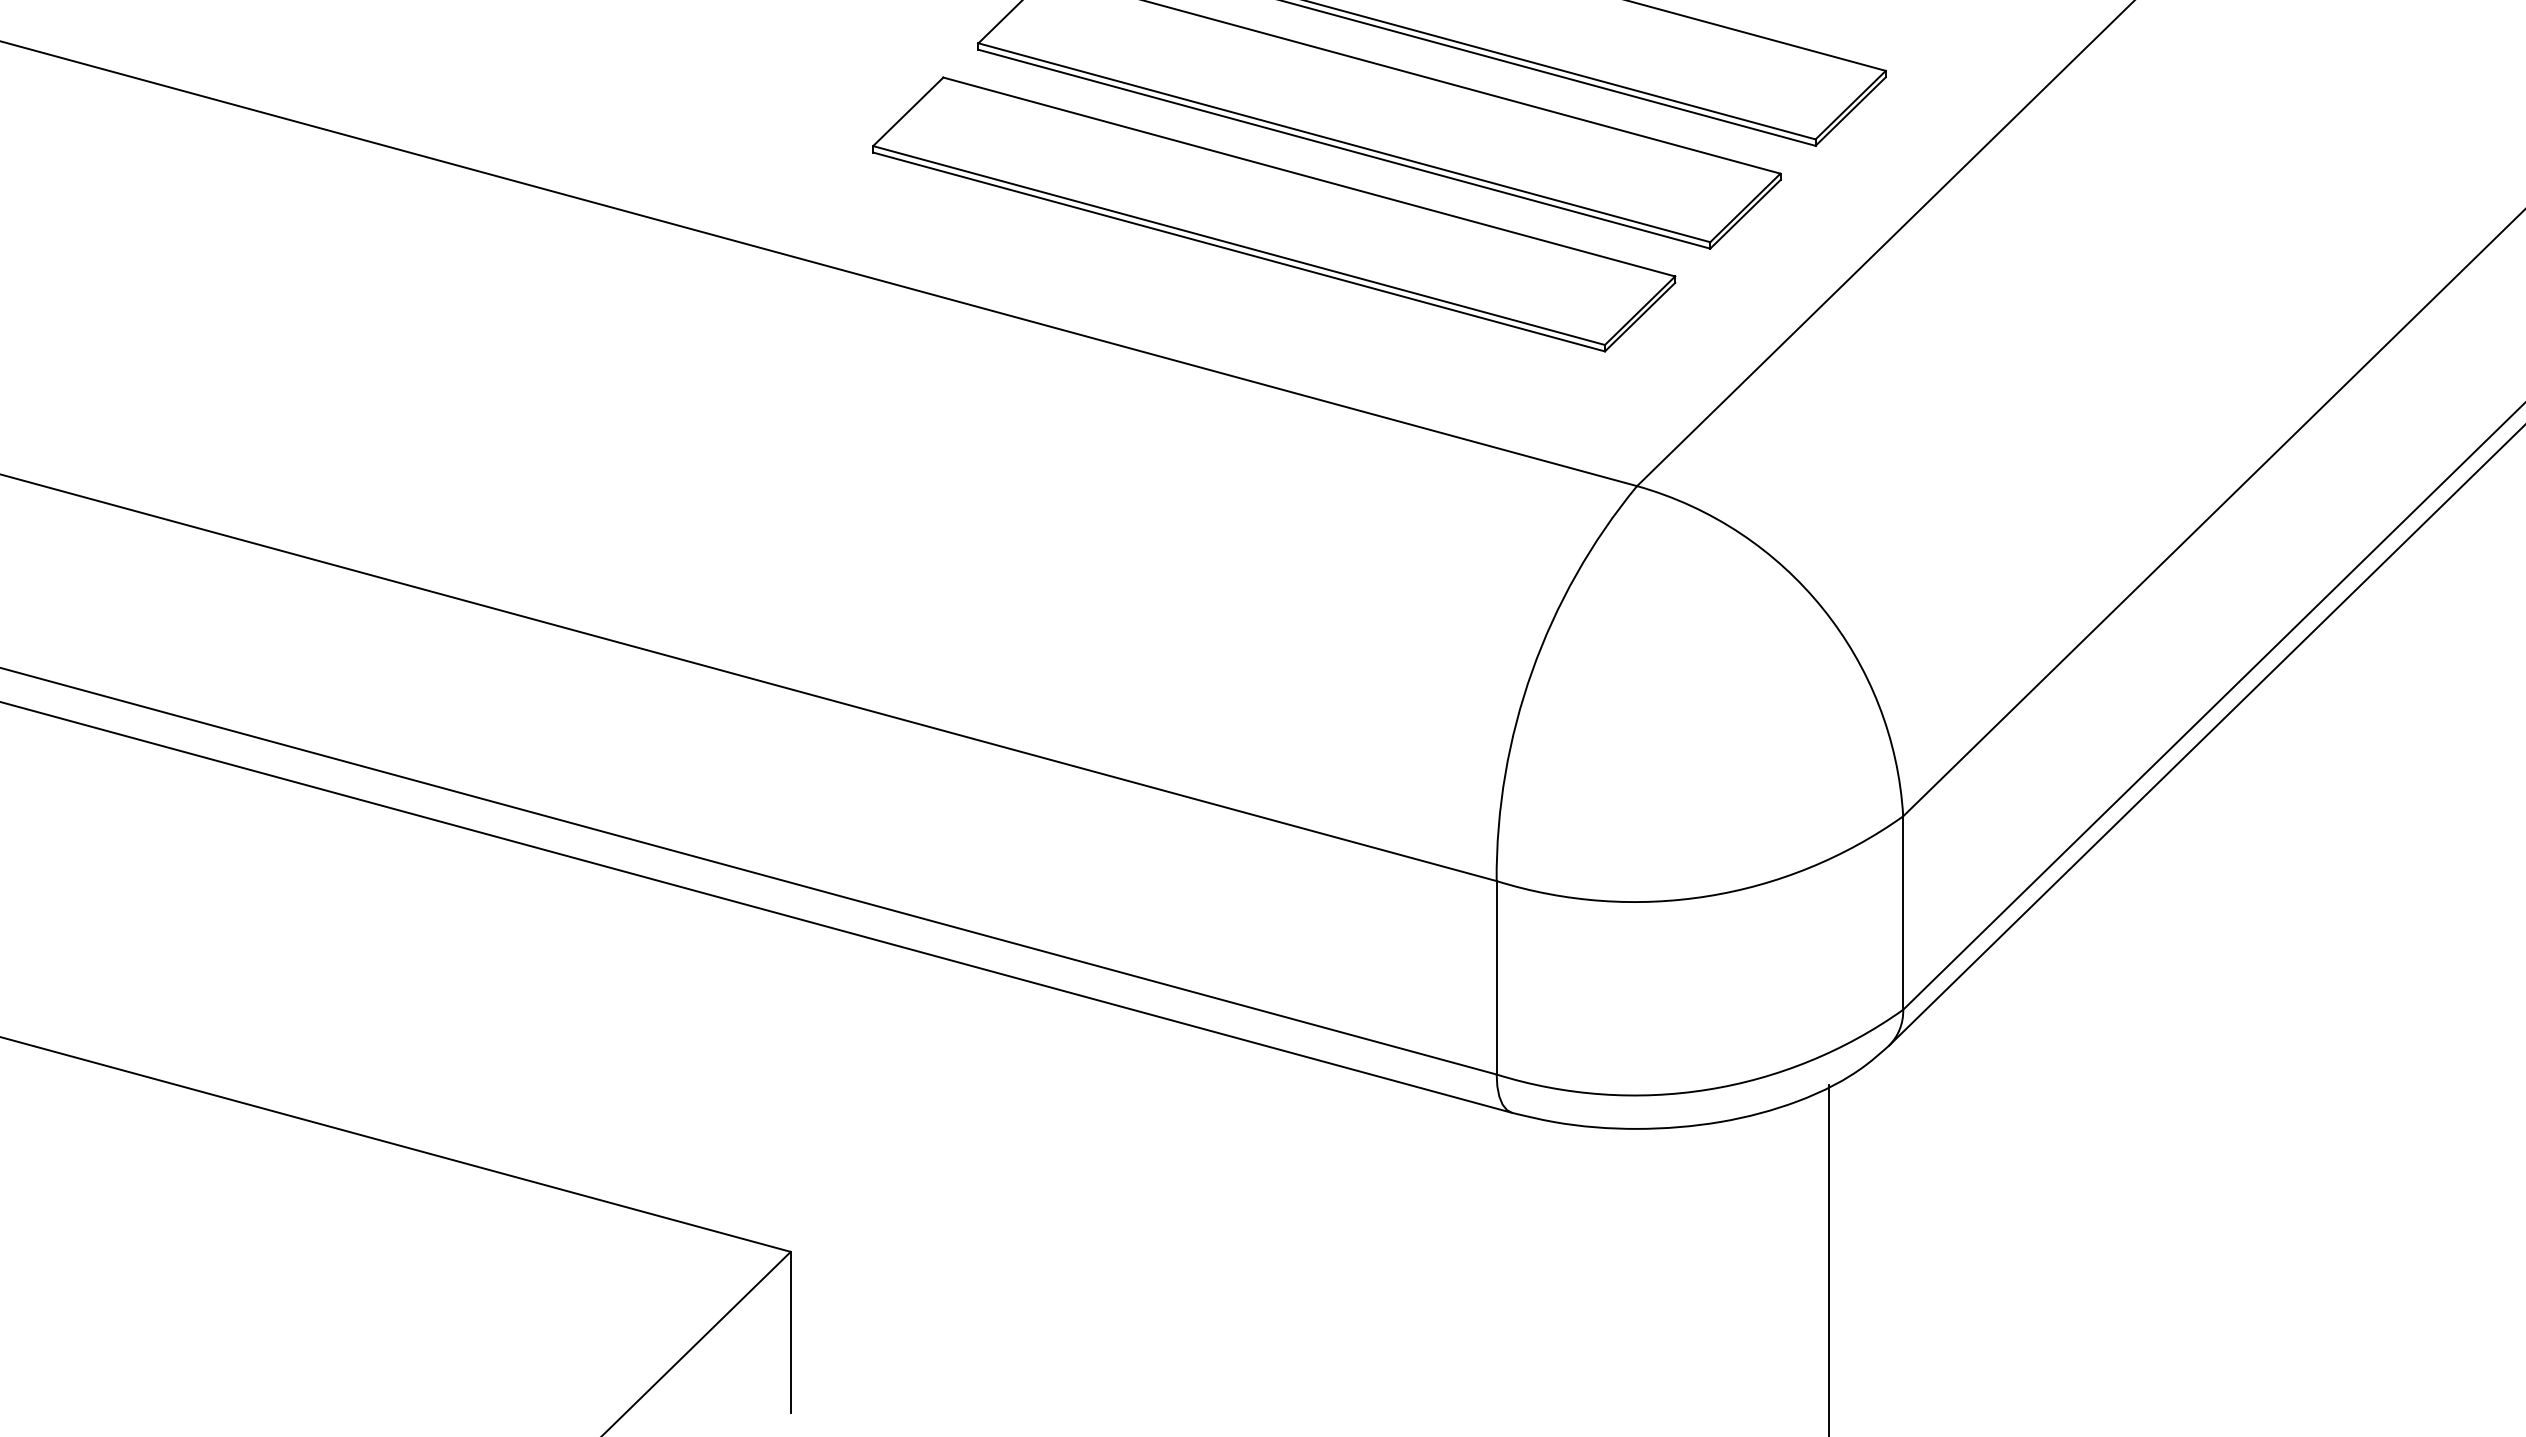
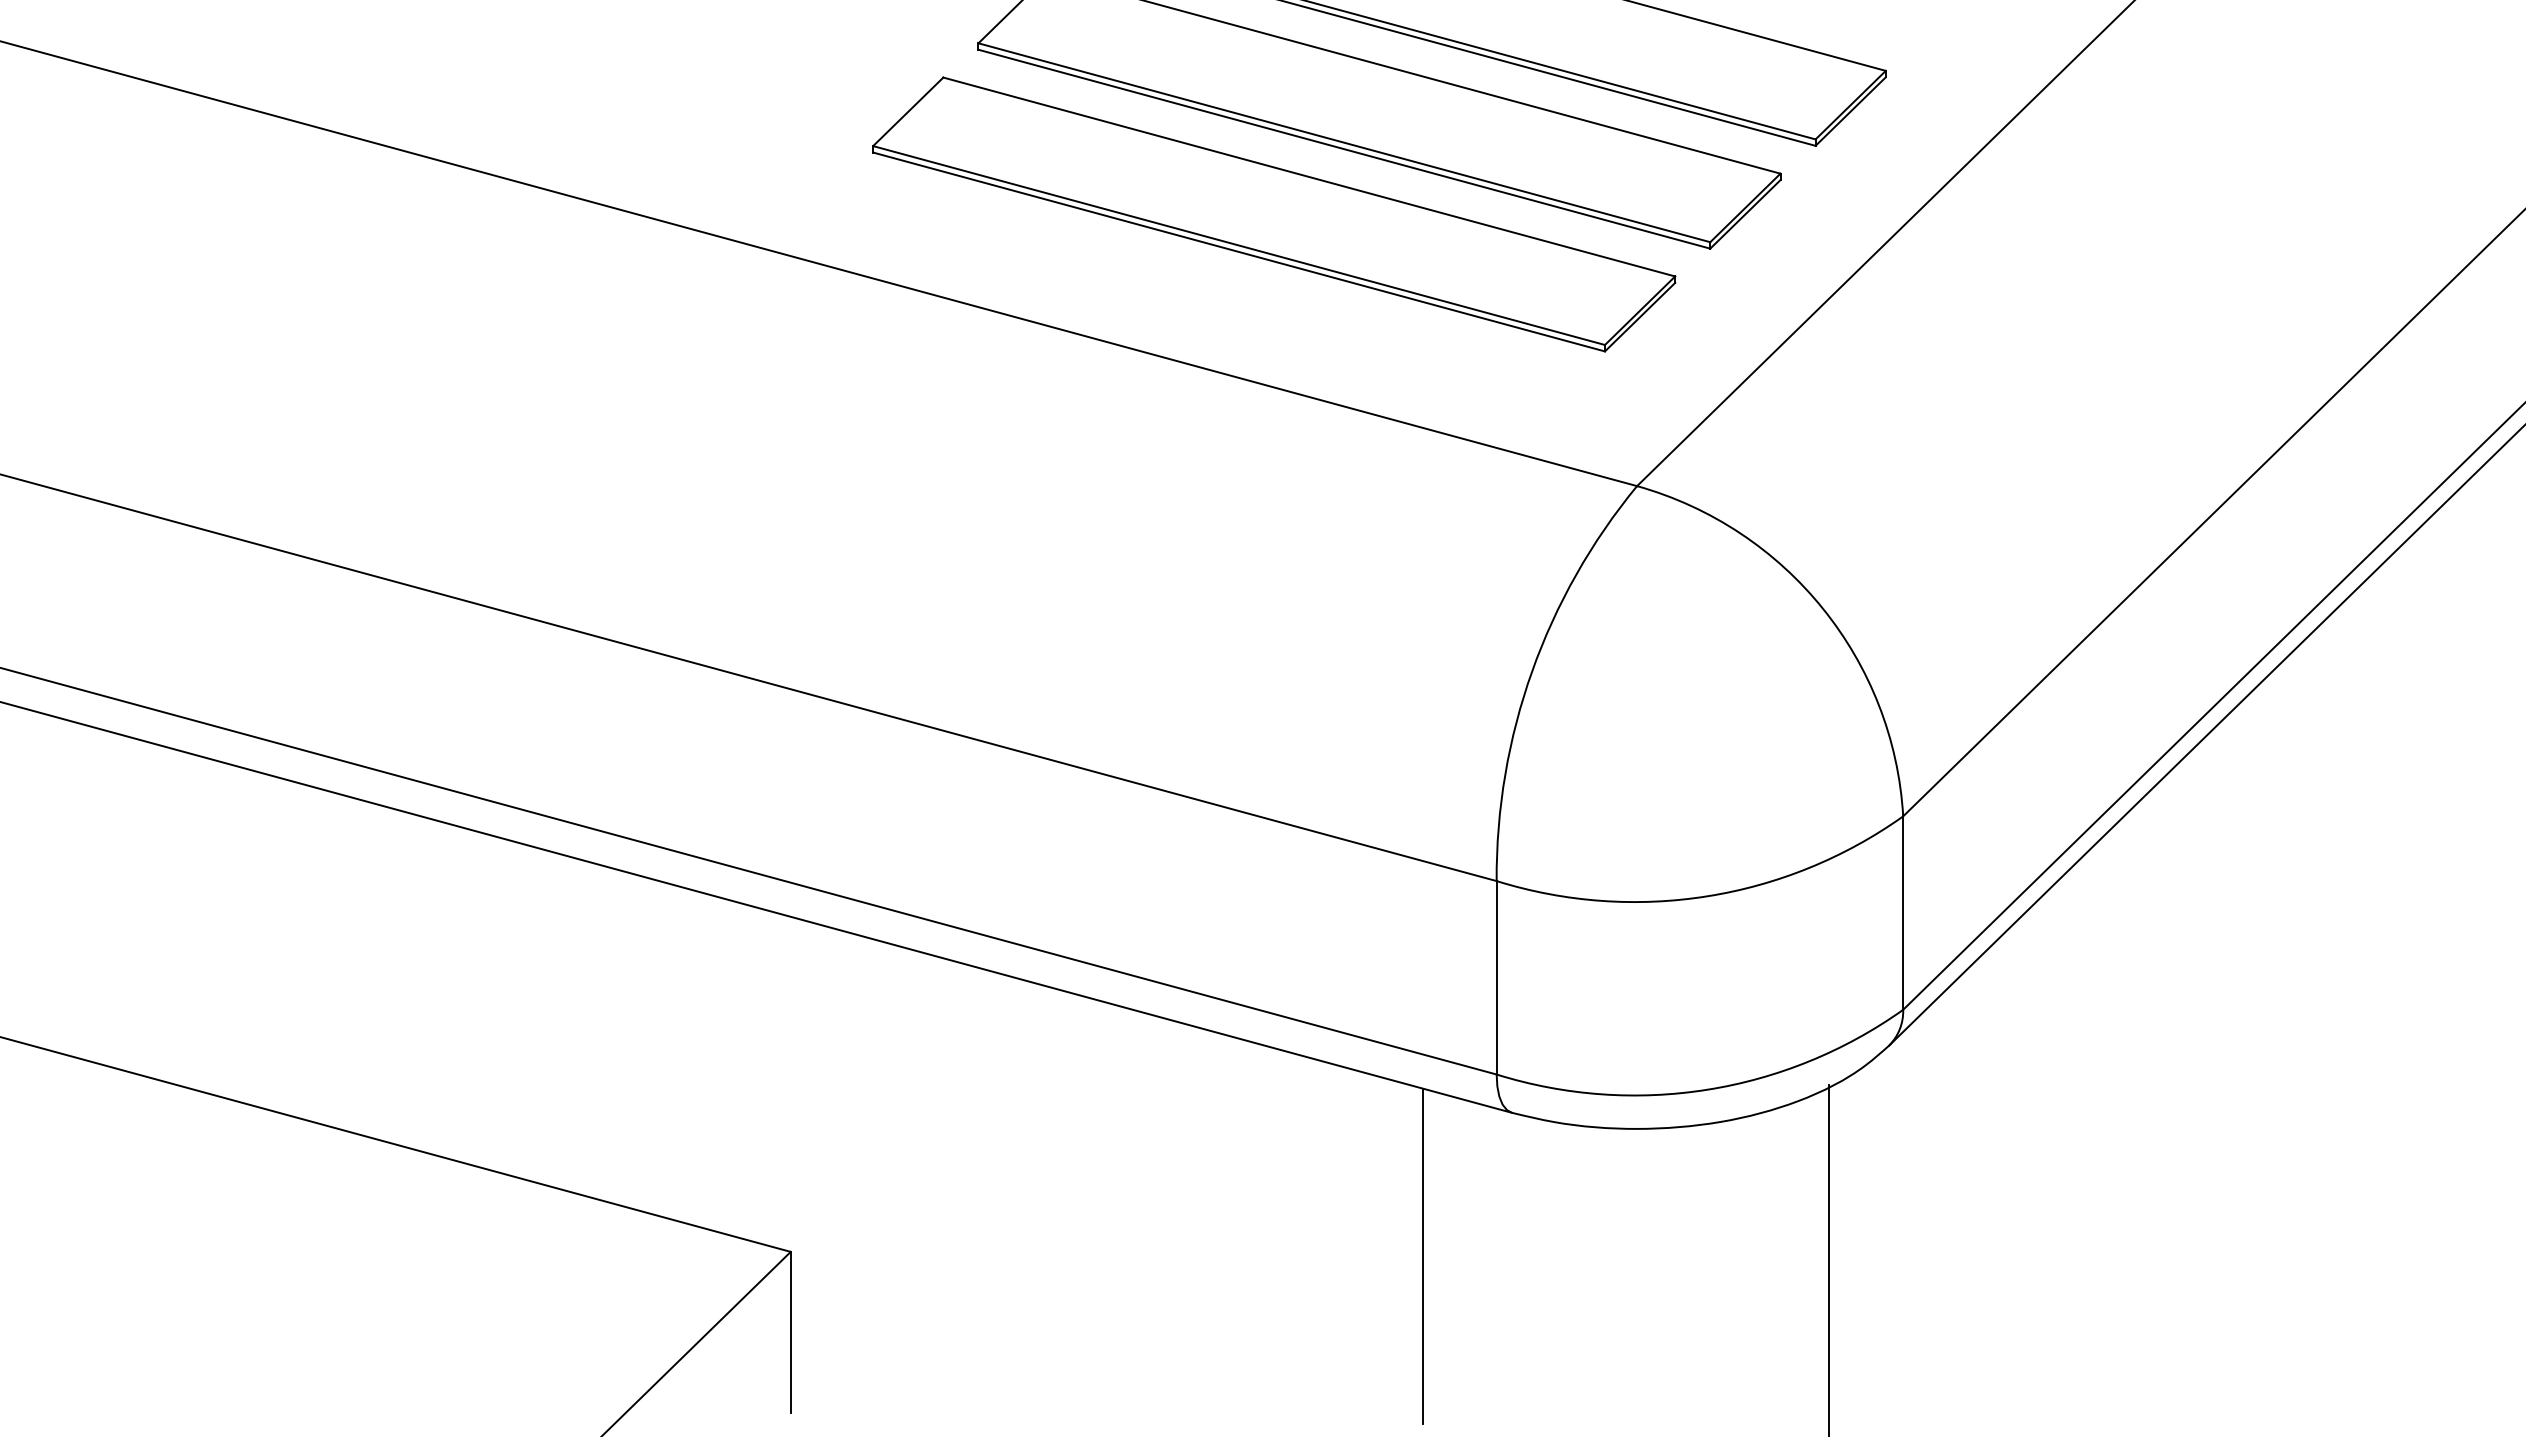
line: none -> present (1422, 1255)
